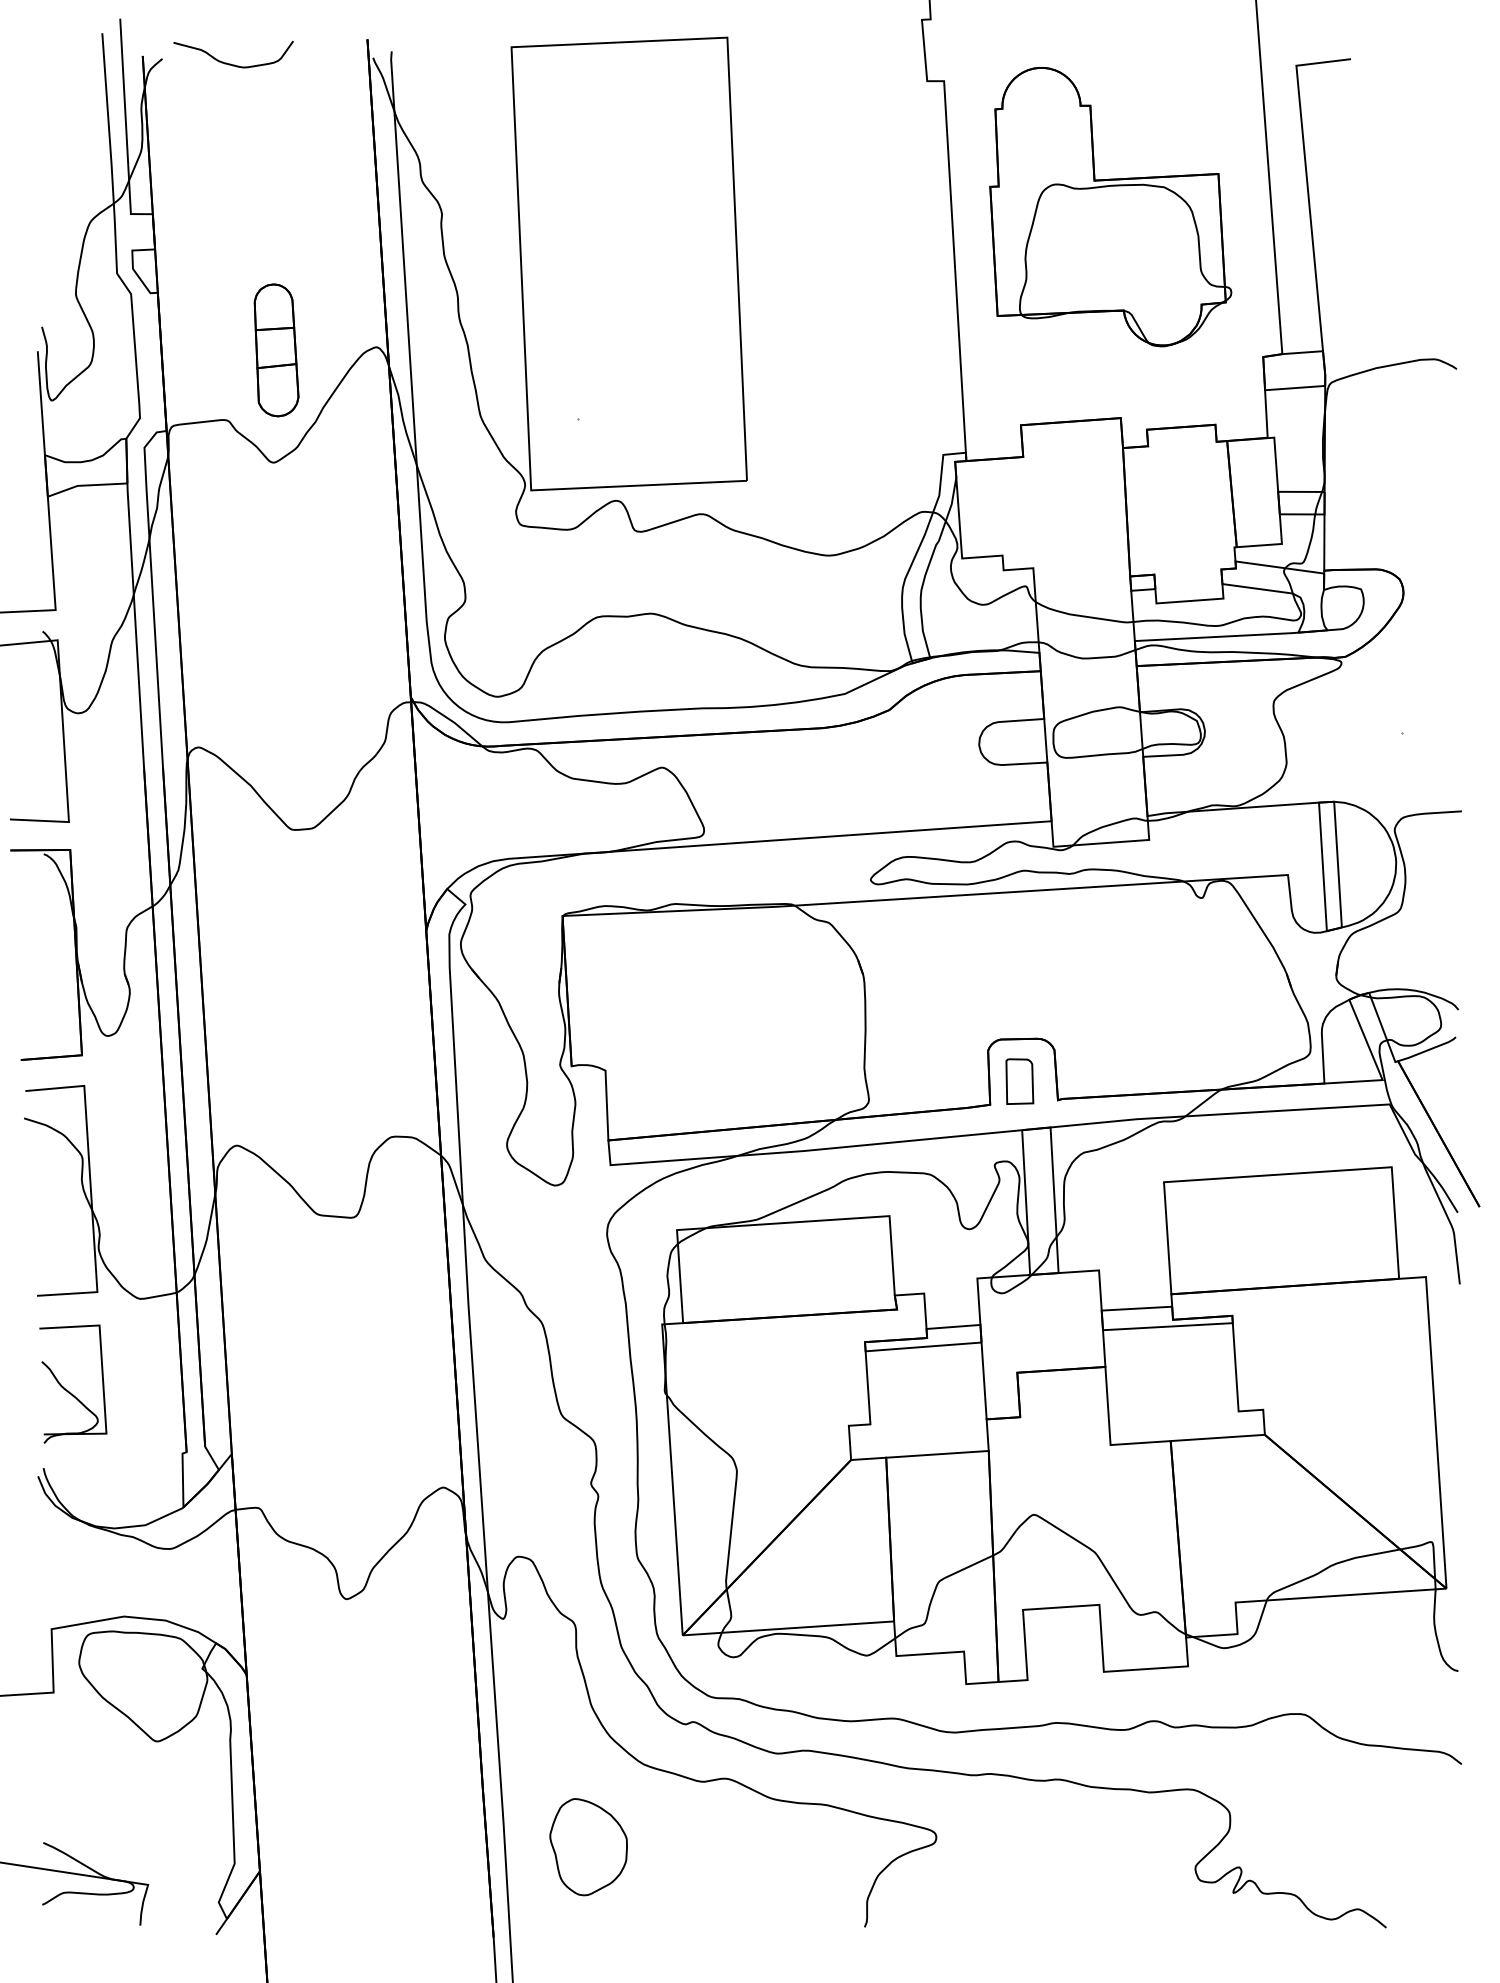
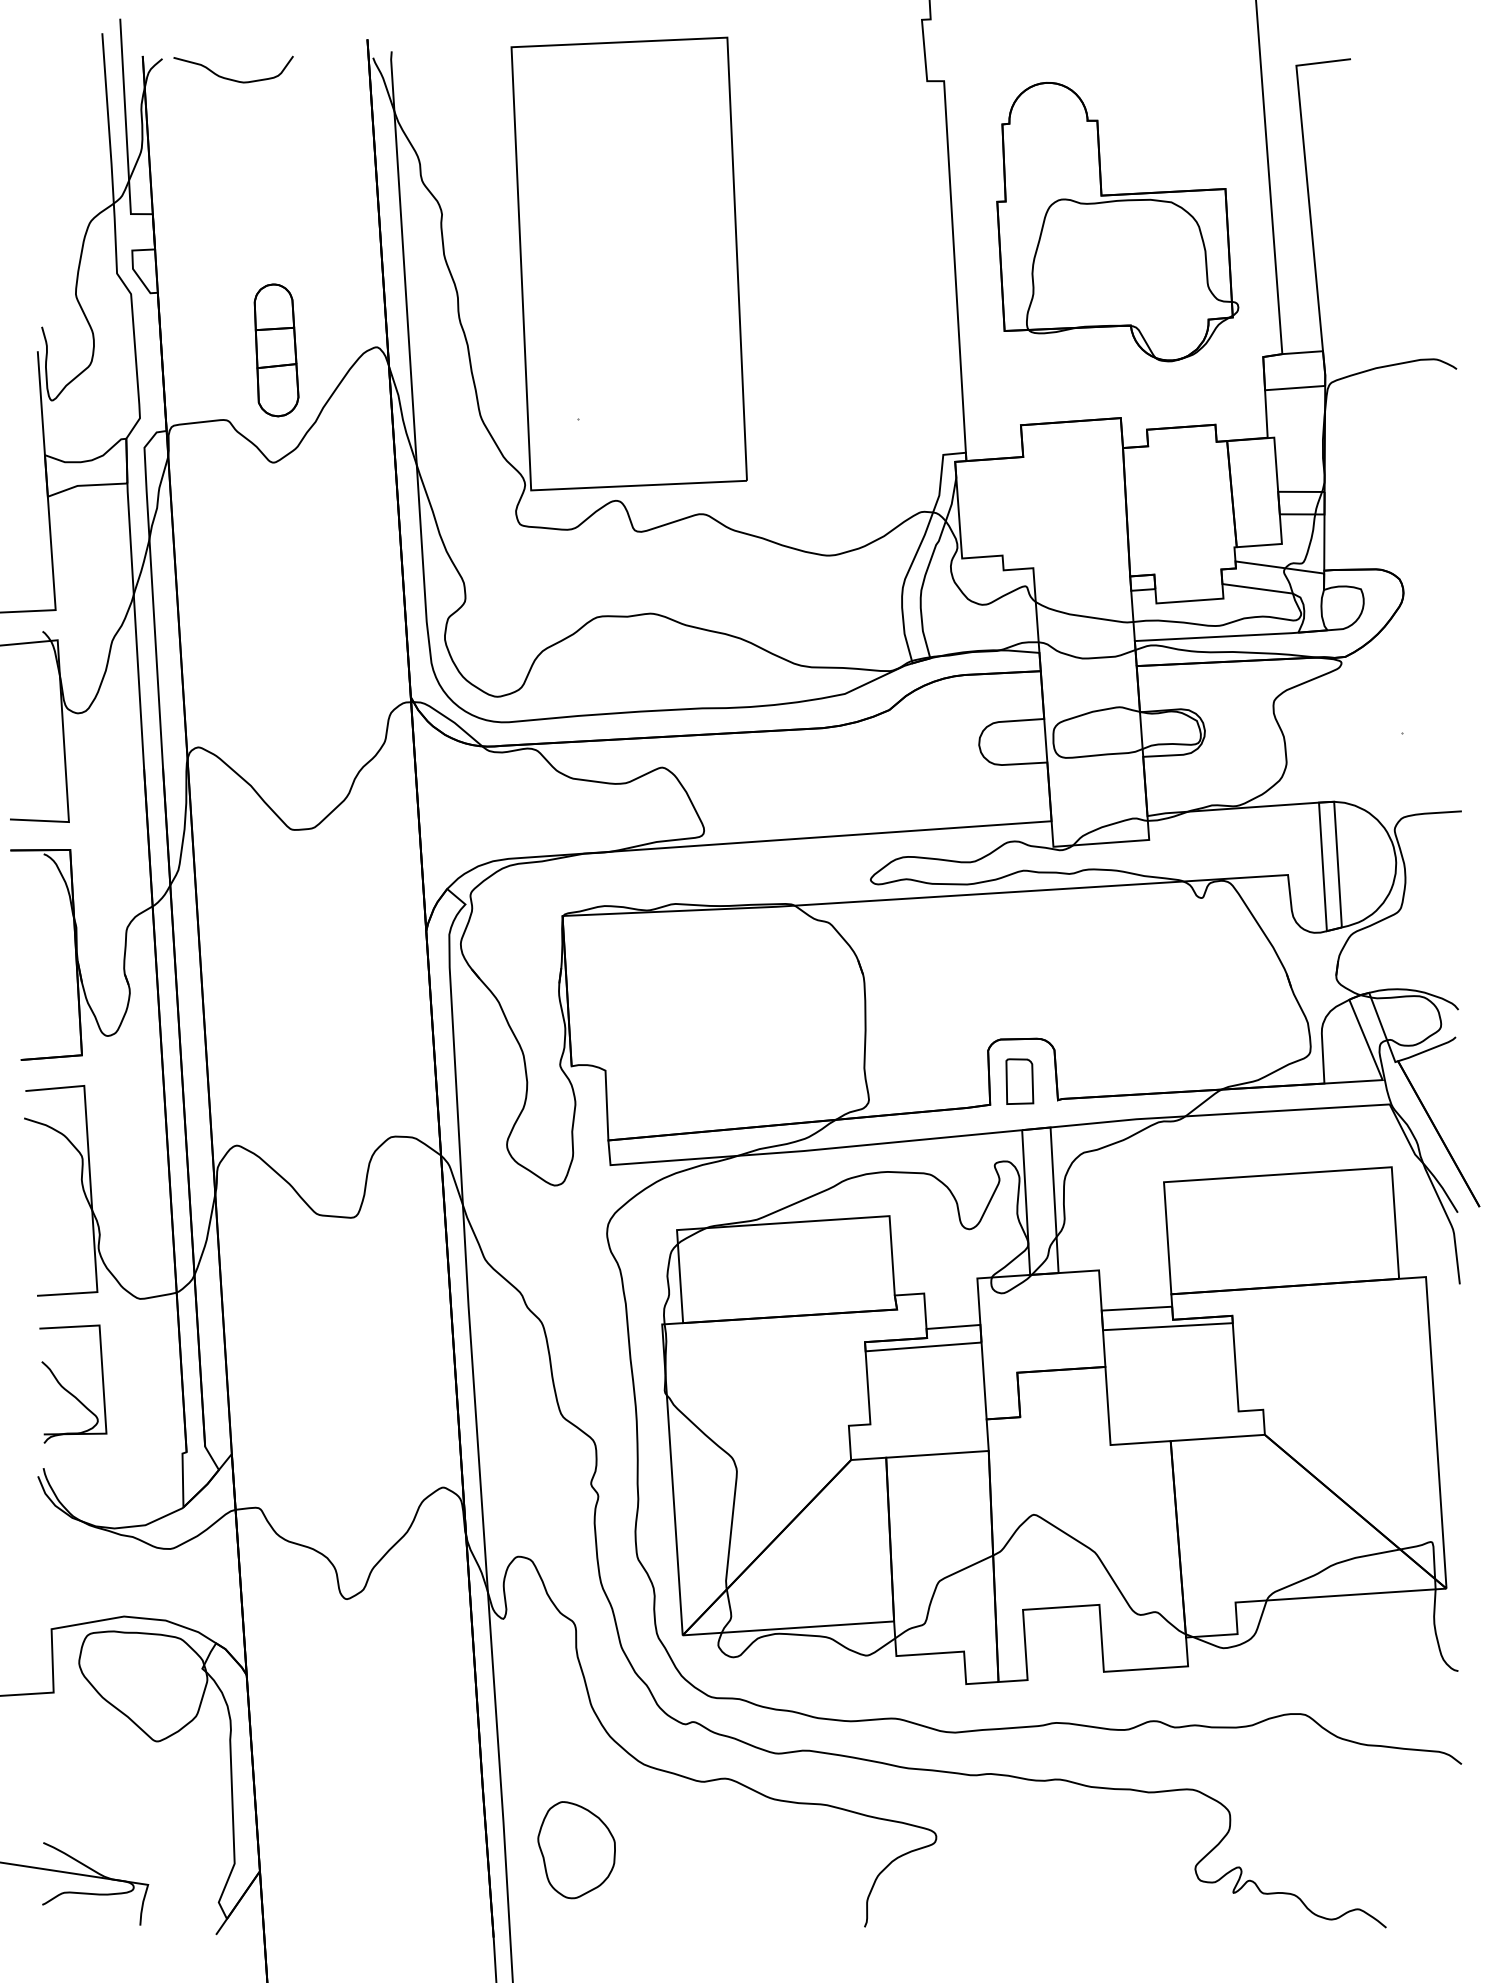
curve position: (230, 63) -> (230, 78) (230, 78)
part position: (1110, 207) -> (1117, 222) (1117, 222)
part position: (588, 1847) -> (576, 1850) (576, 1850)
